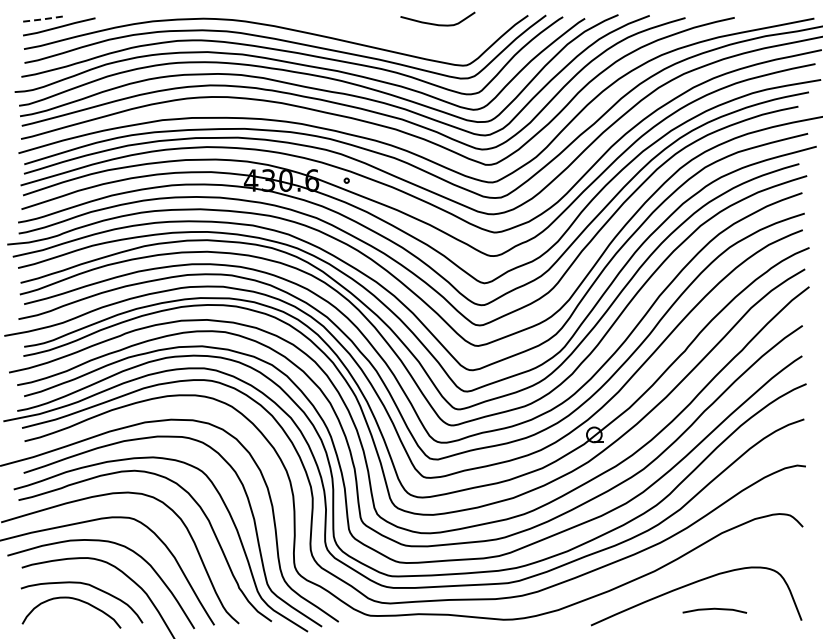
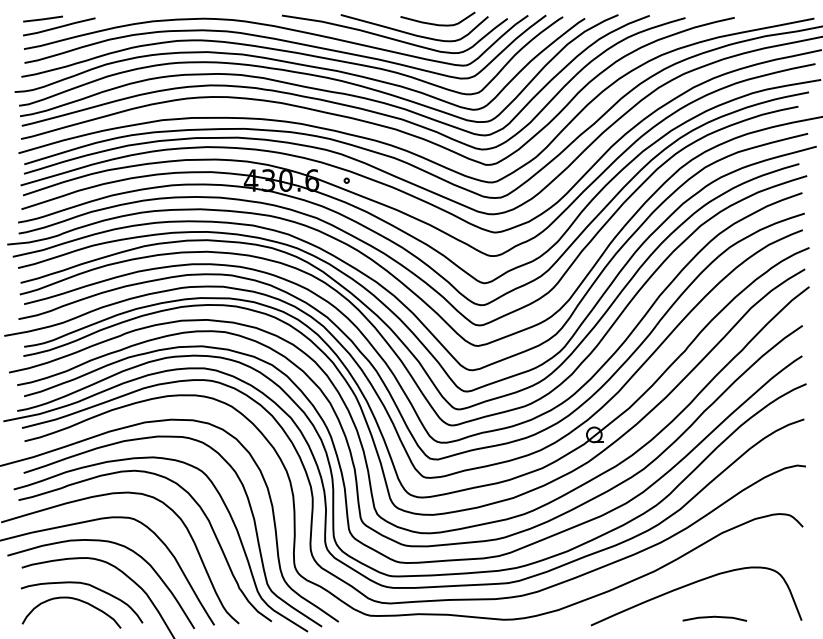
line: dashed -> solid (43, 19)
part: none -> present (394, 33)
line position: (714, 609) -> (714, 617) (714, 617)
